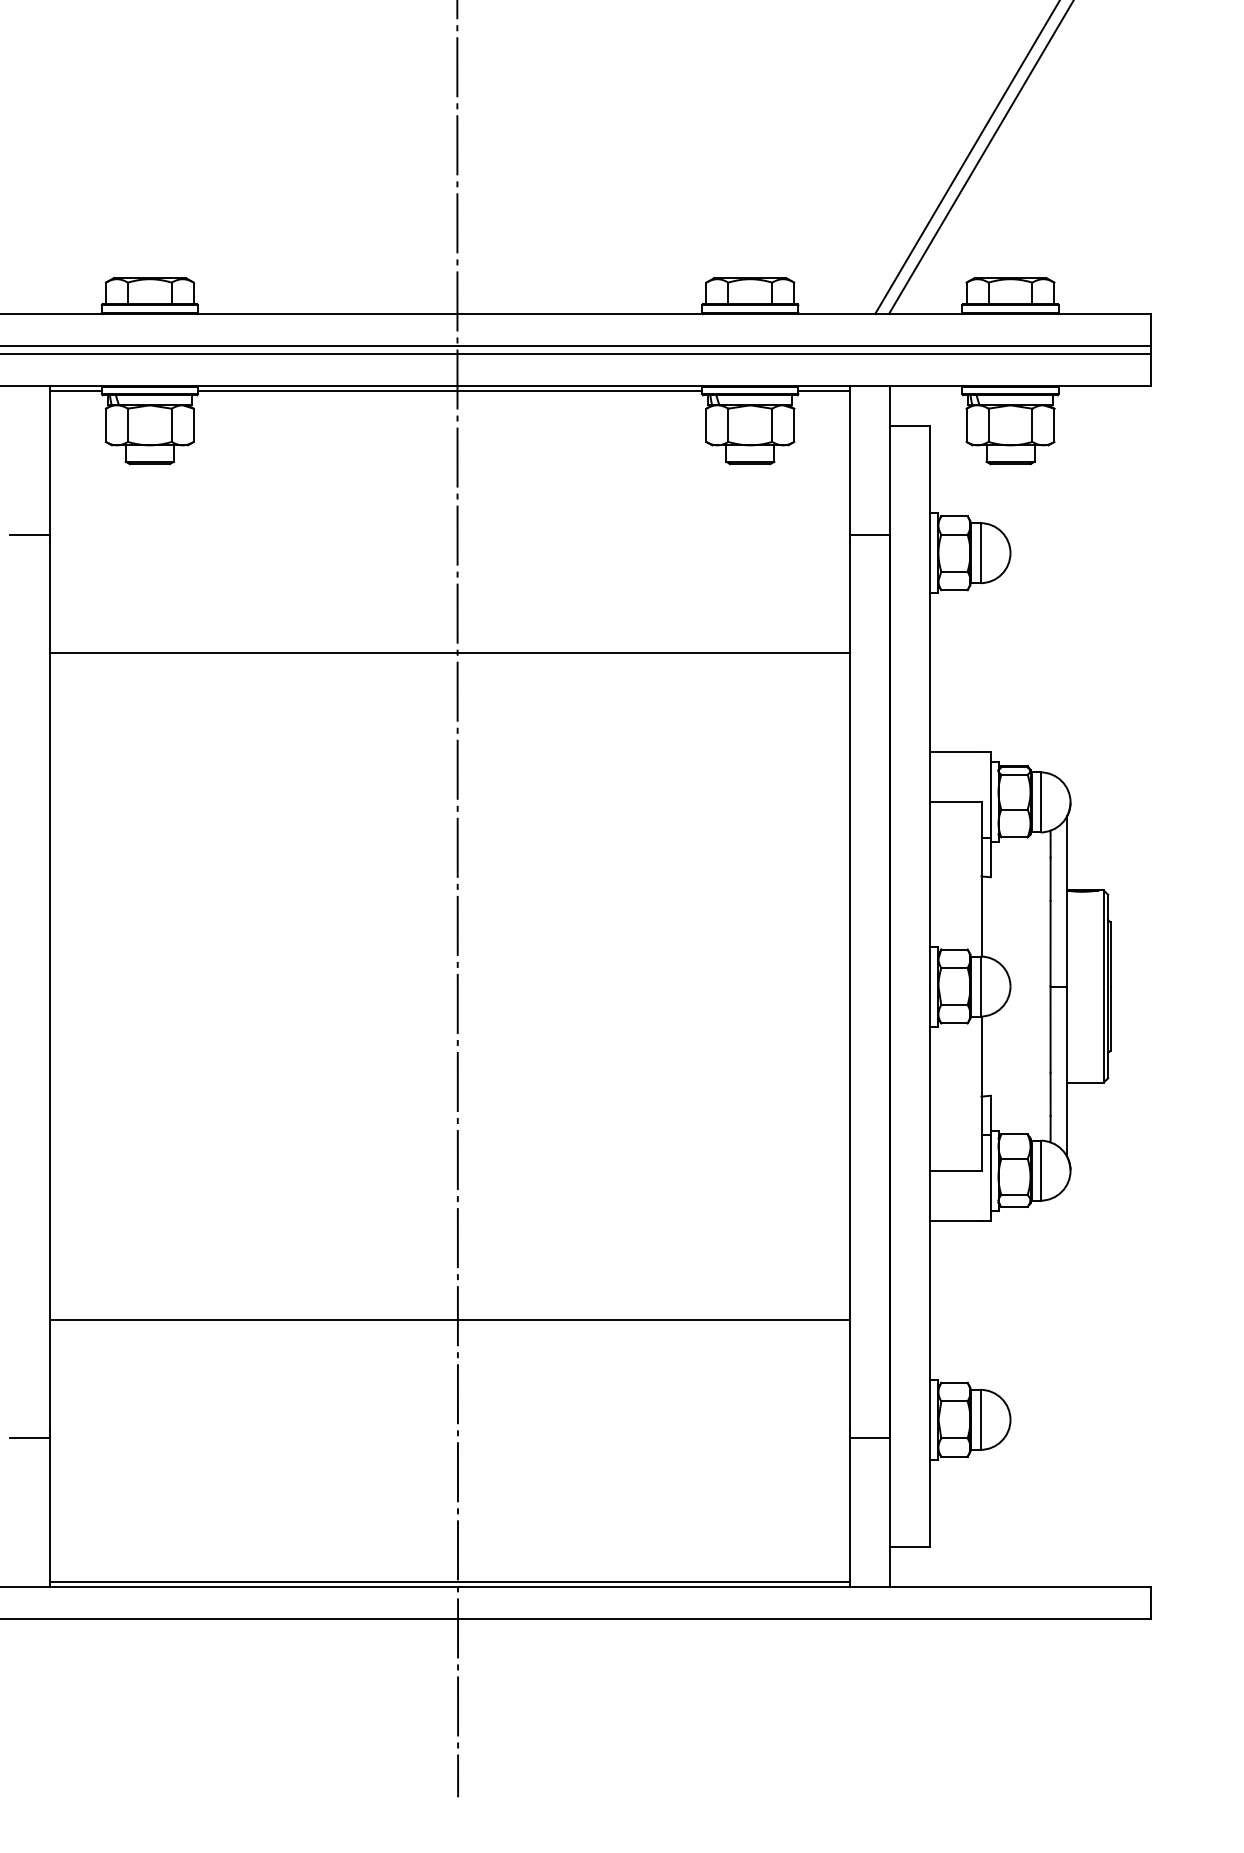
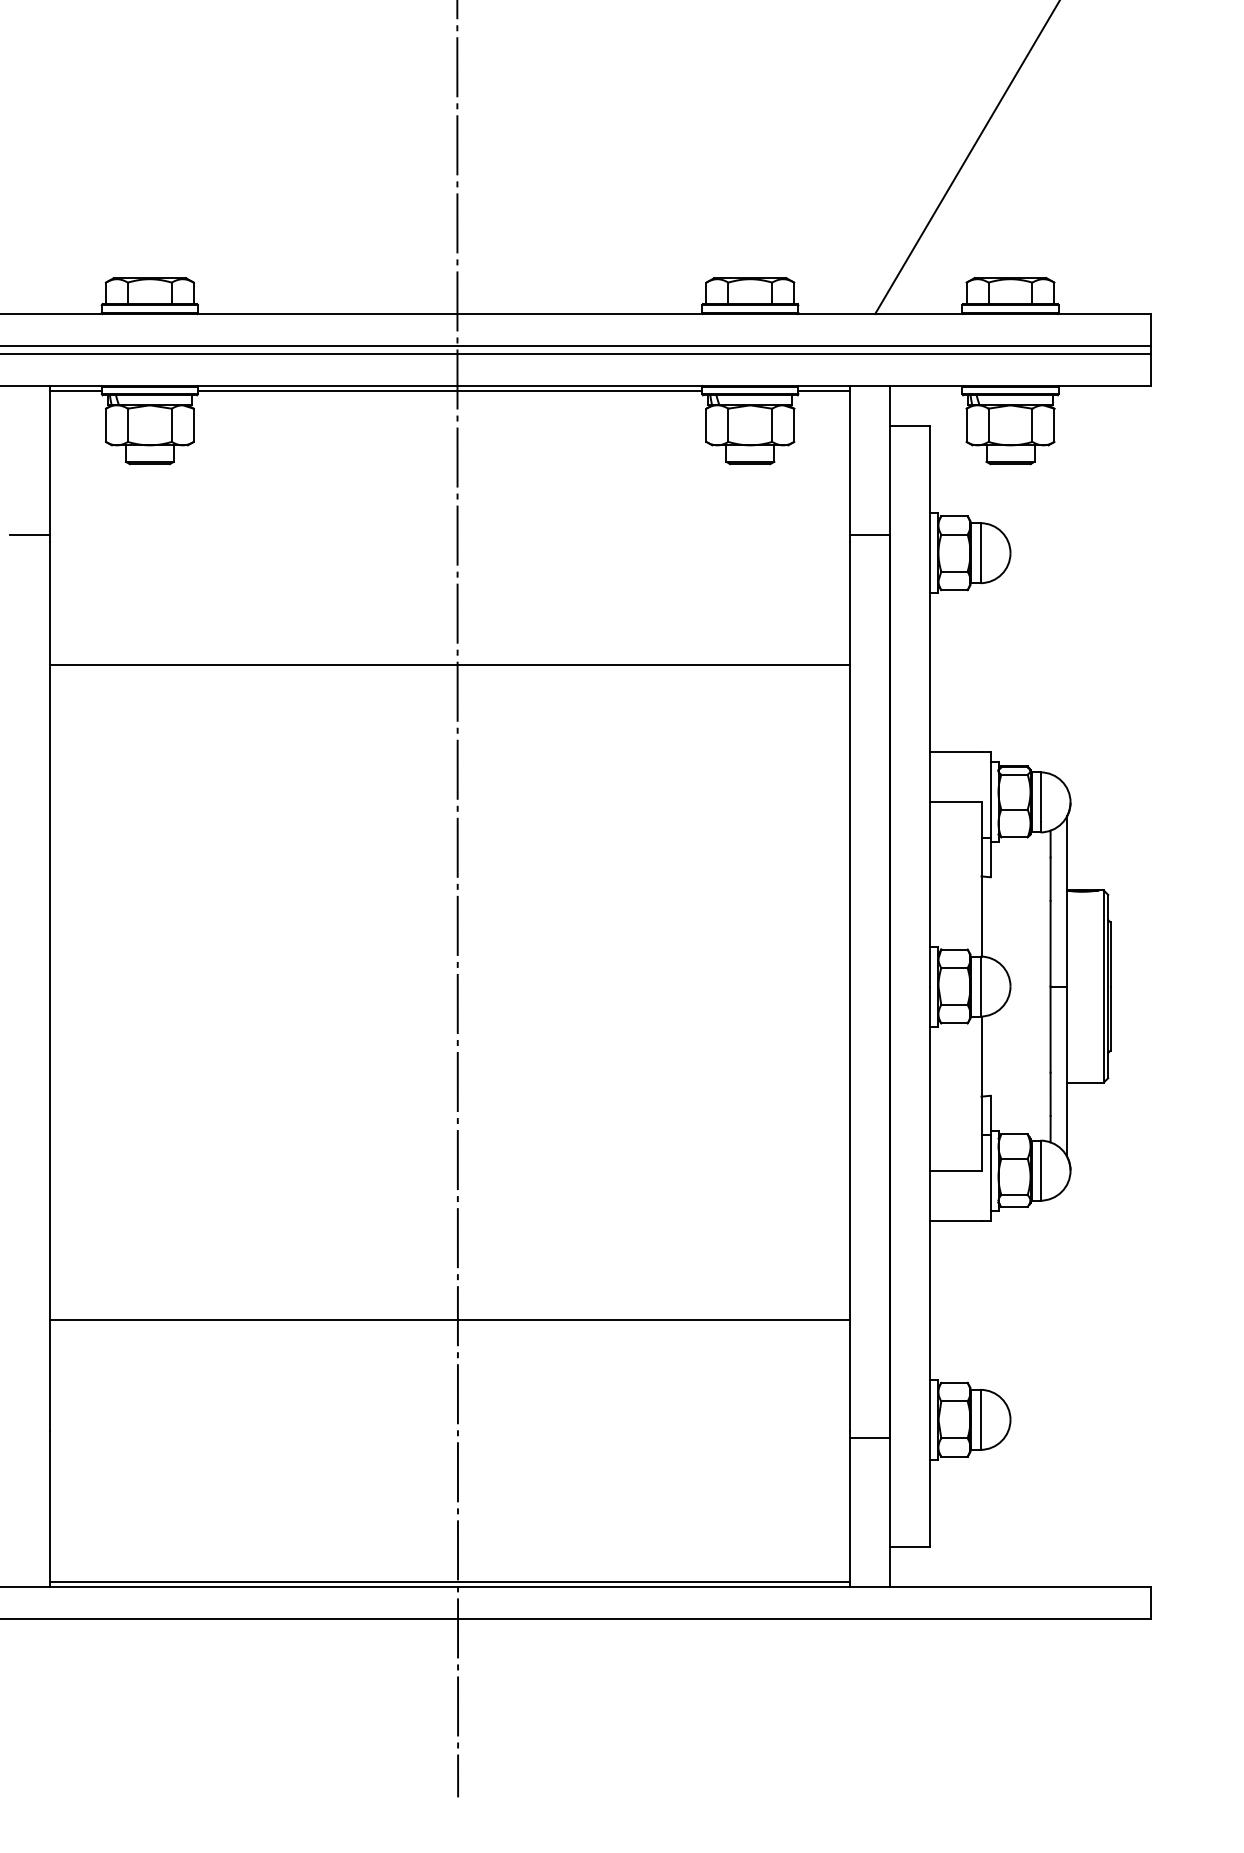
line: present -> none (980, 158)
line position: (449, 652) -> (449, 664) (449, 664)
line: present -> none (29, 1438)
